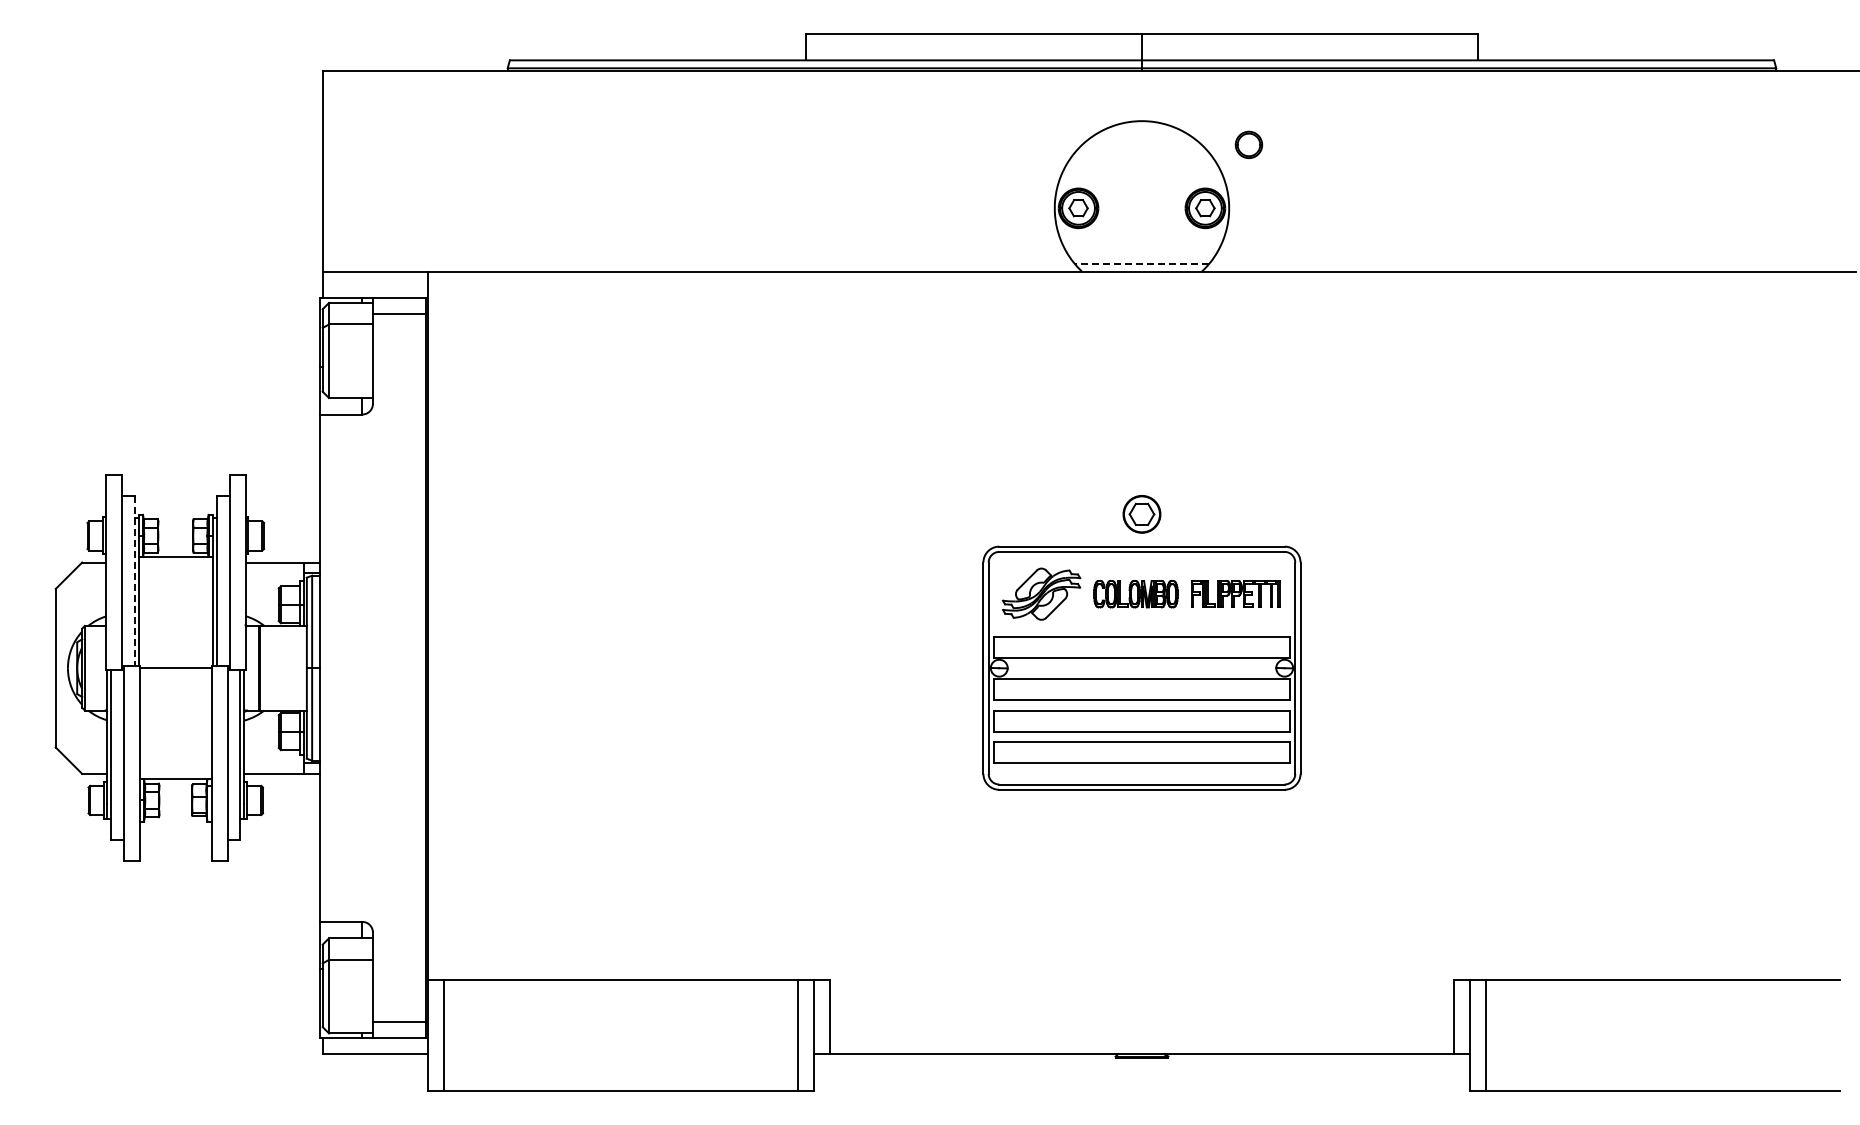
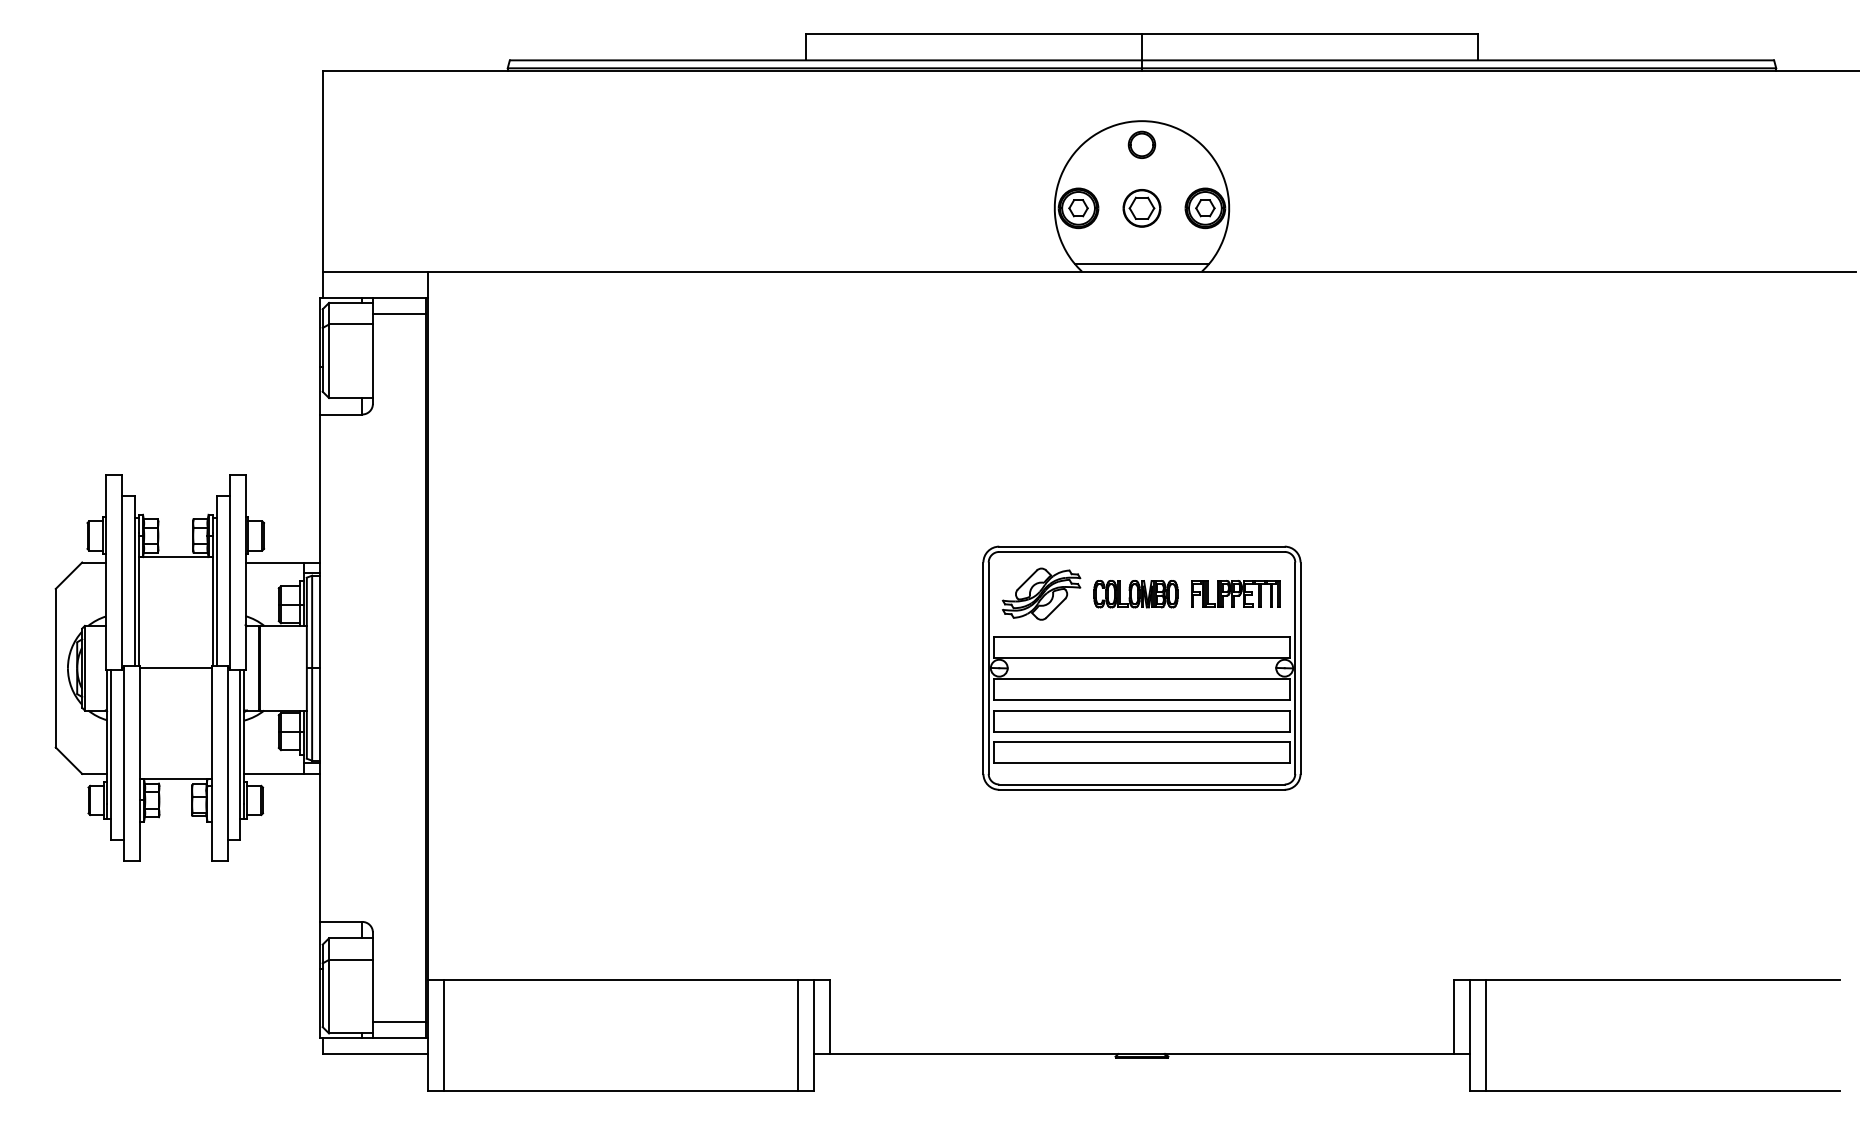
part position: (1248, 144) -> (1141, 144) (1141, 144)
line: dashed -> solid (1141, 263)
part position: (1141, 514) -> (1141, 208) (1141, 208)
line: dashed -> solid (134, 581)
